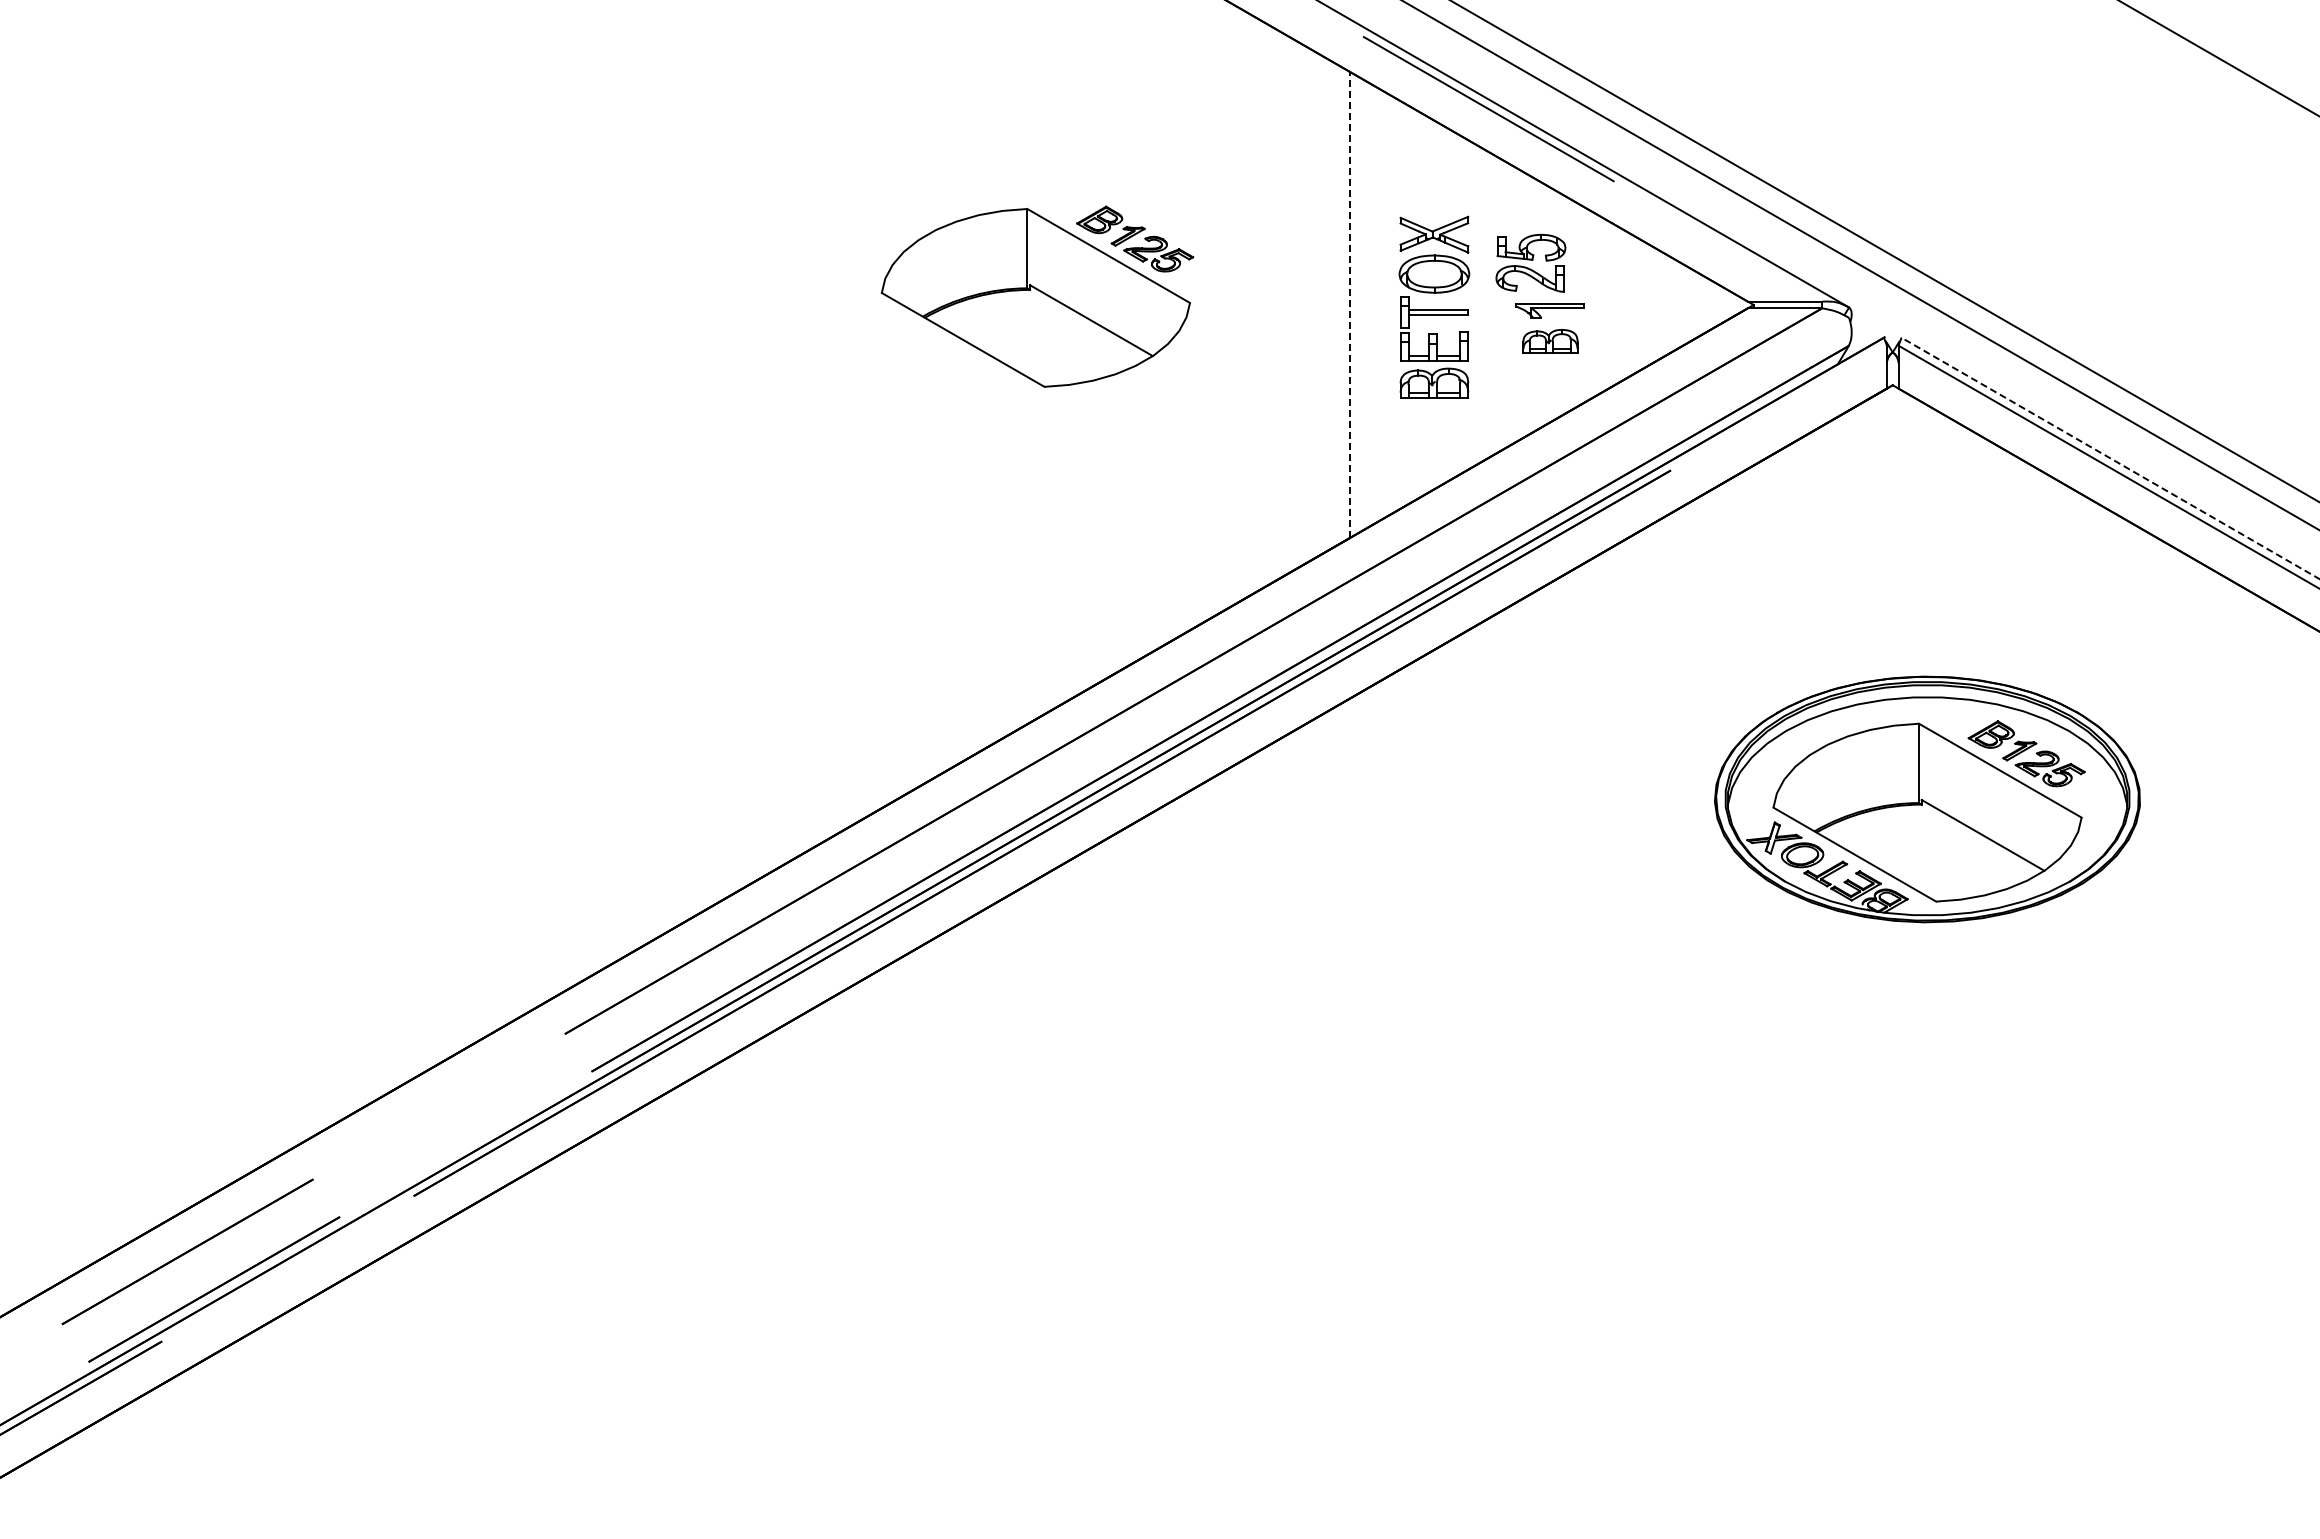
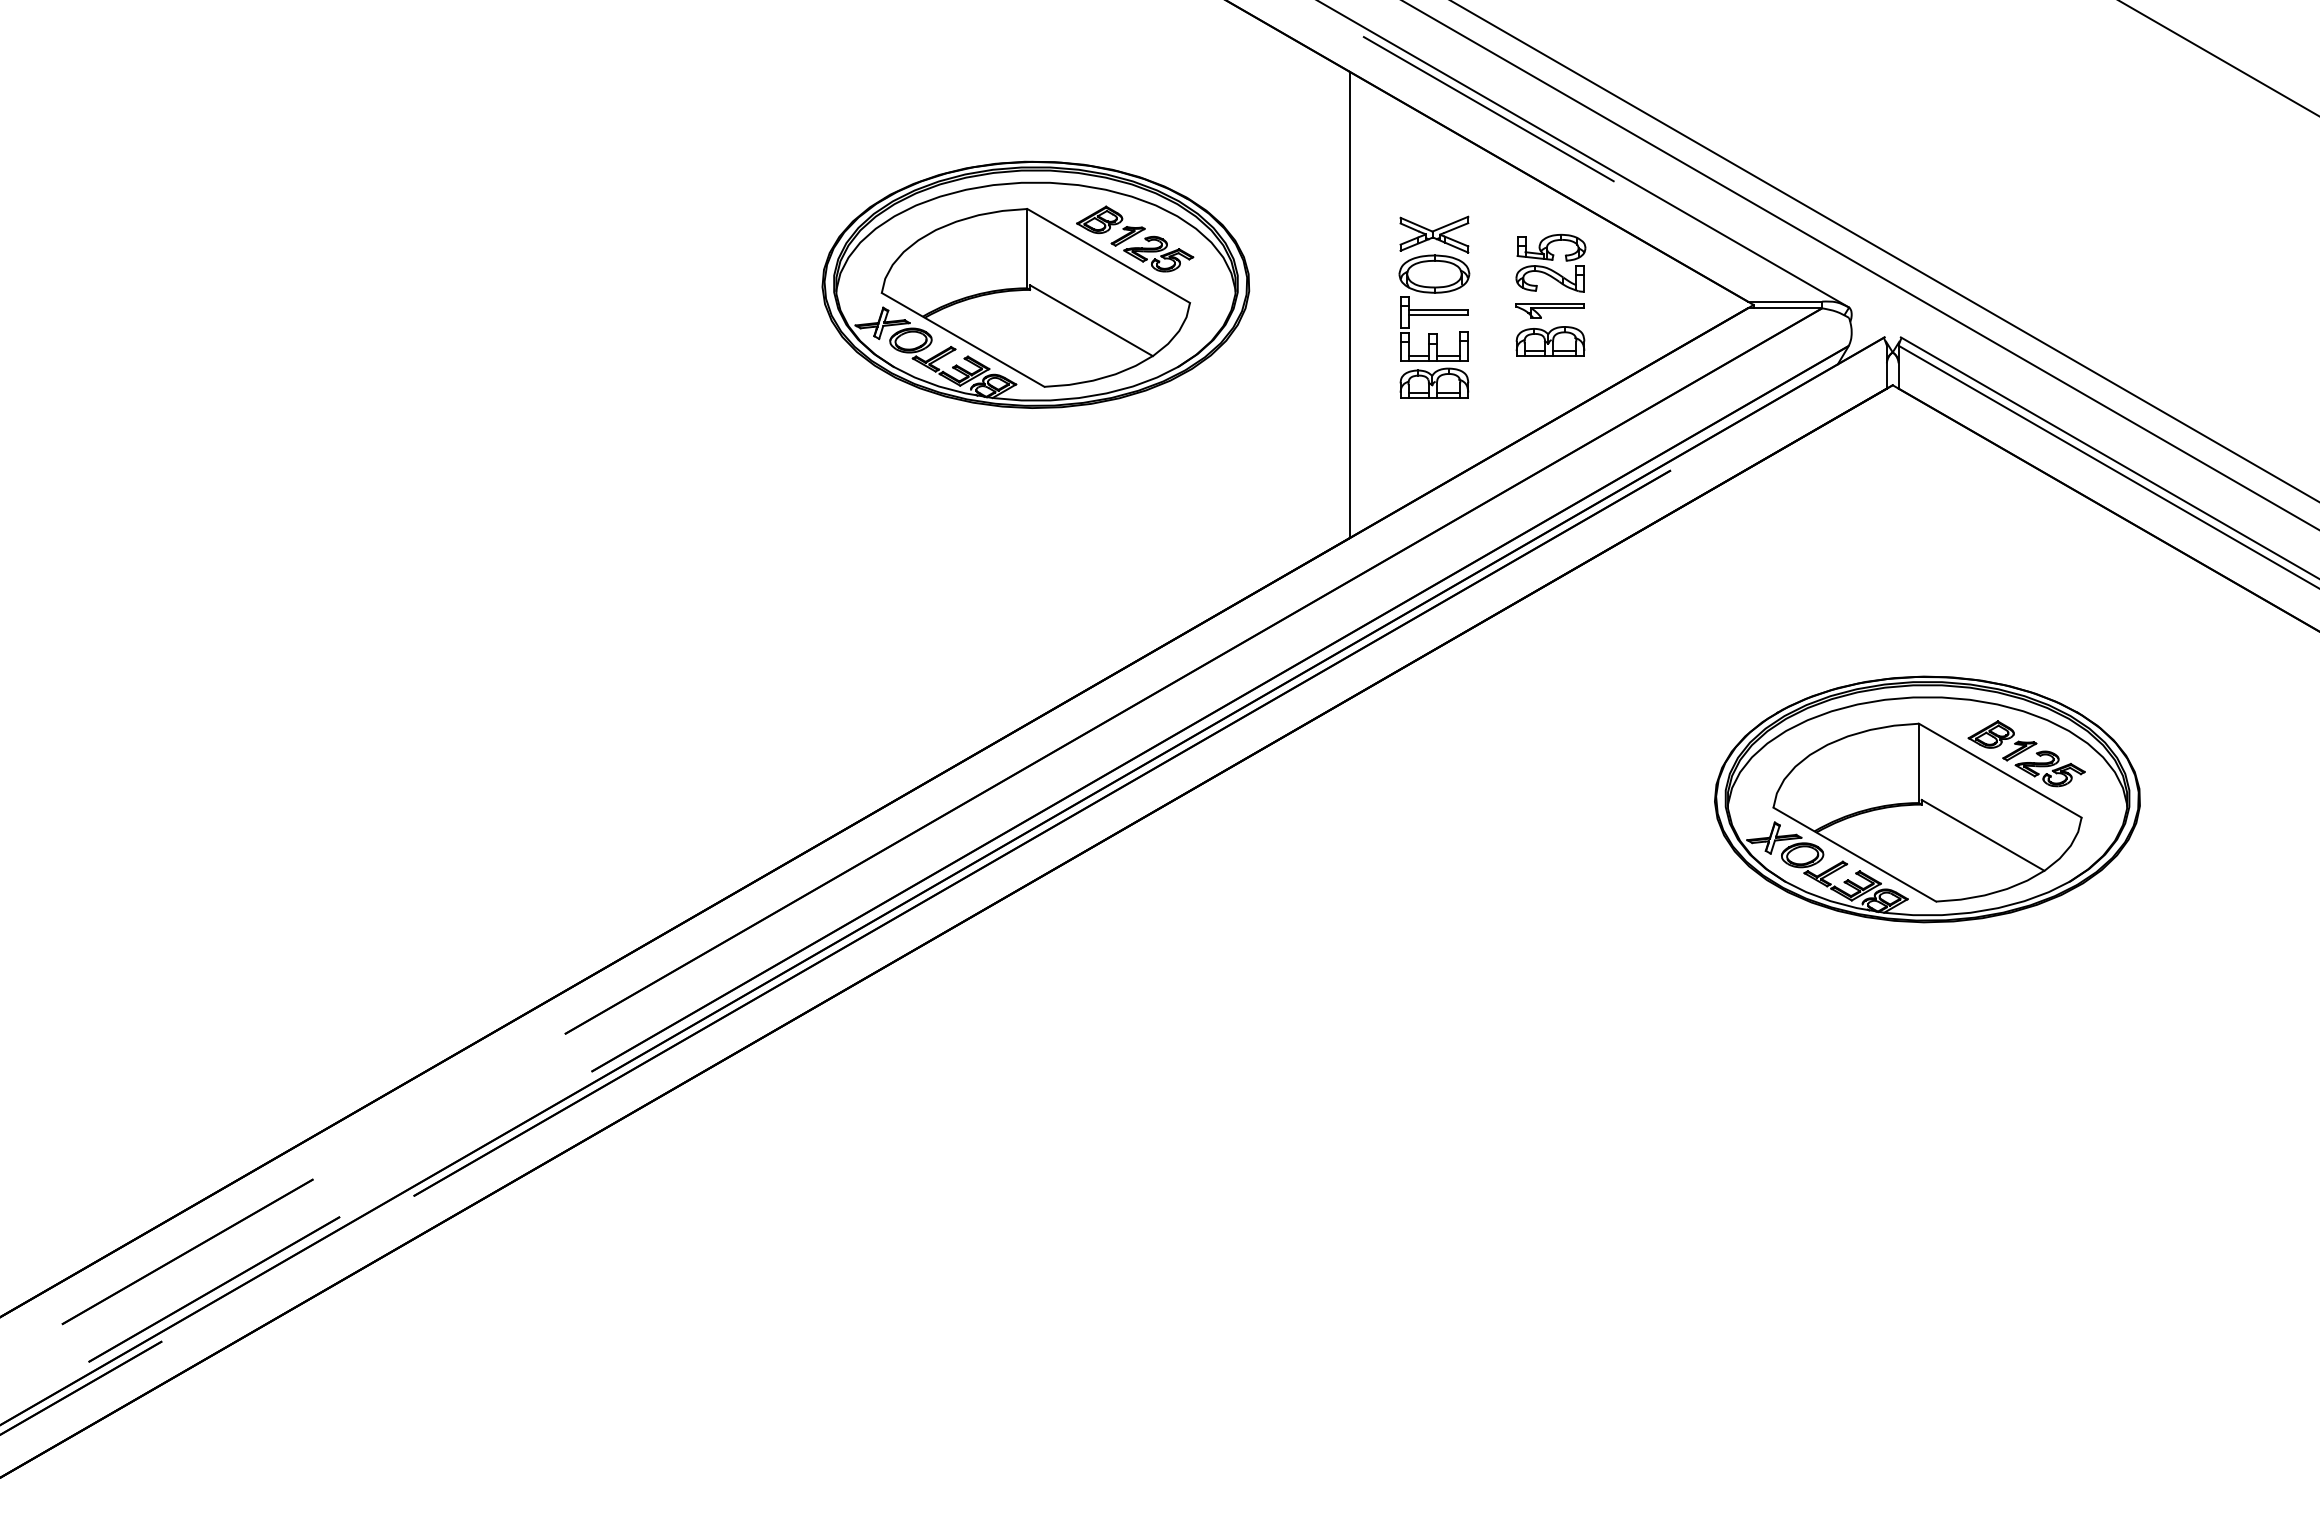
part position: (1530, 262) -> (1550, 262) (1550, 262)
part: none -> present (1035, 284)
line: dashed -> solid (1349, 304)
part size: 57x25 px -> 71x31 px (1550, 341)
line: dashed -> solid (2109, 457)
